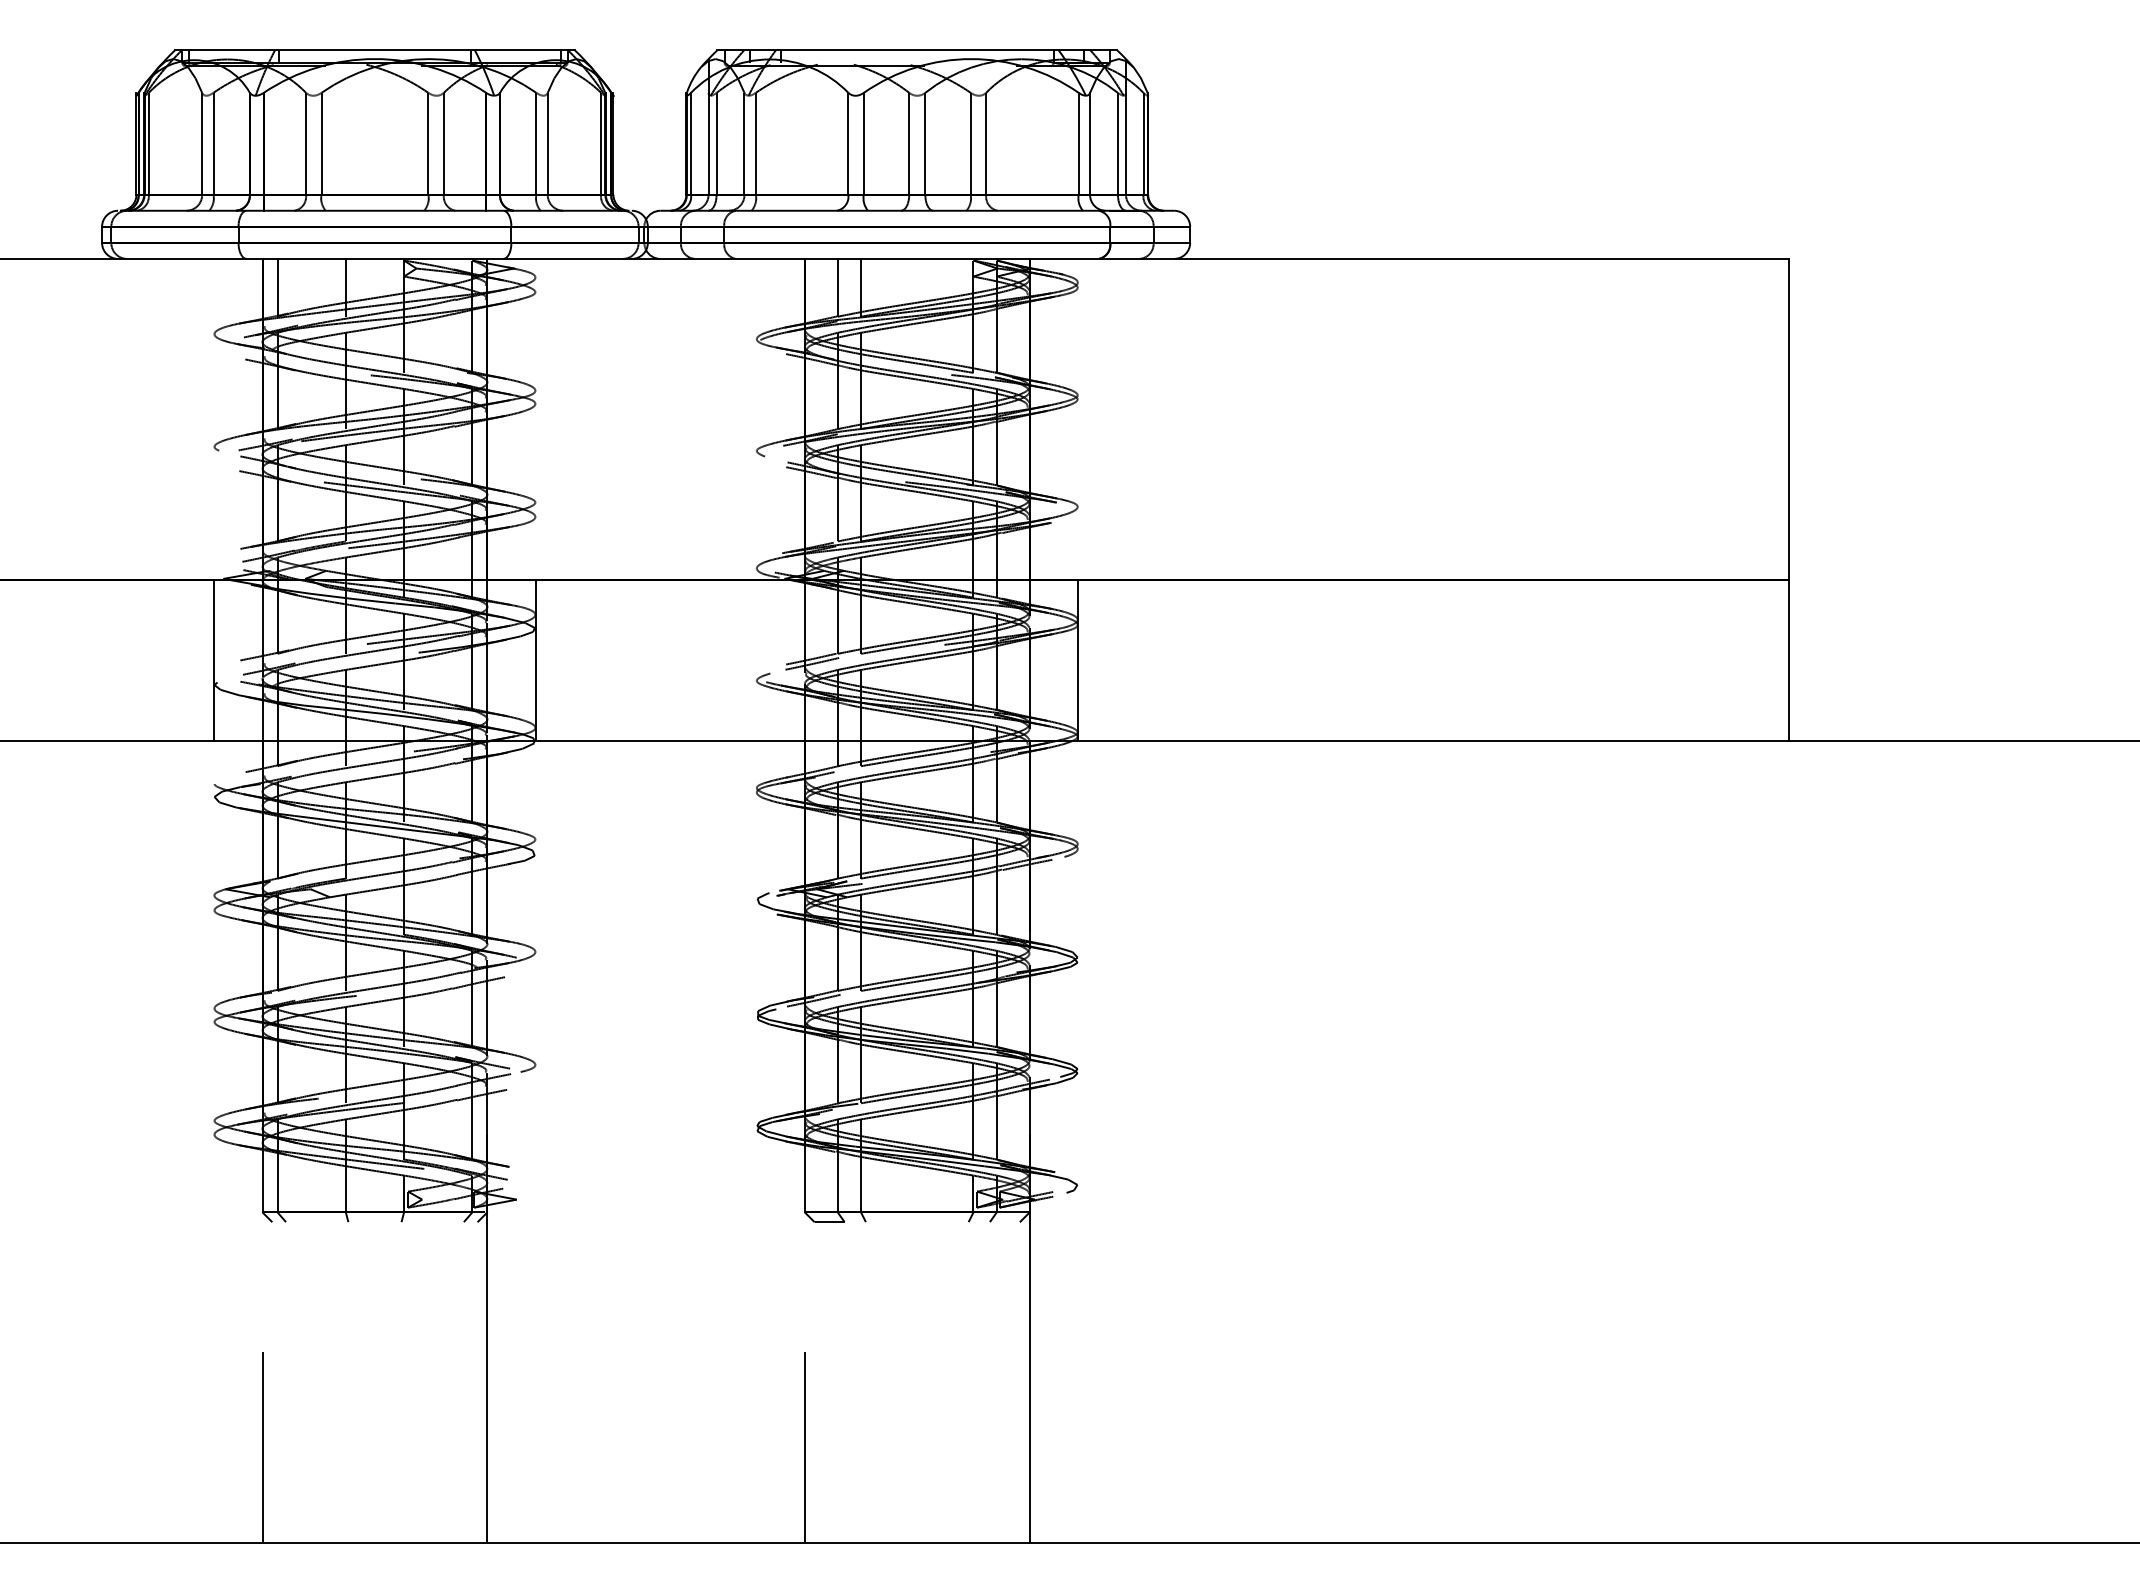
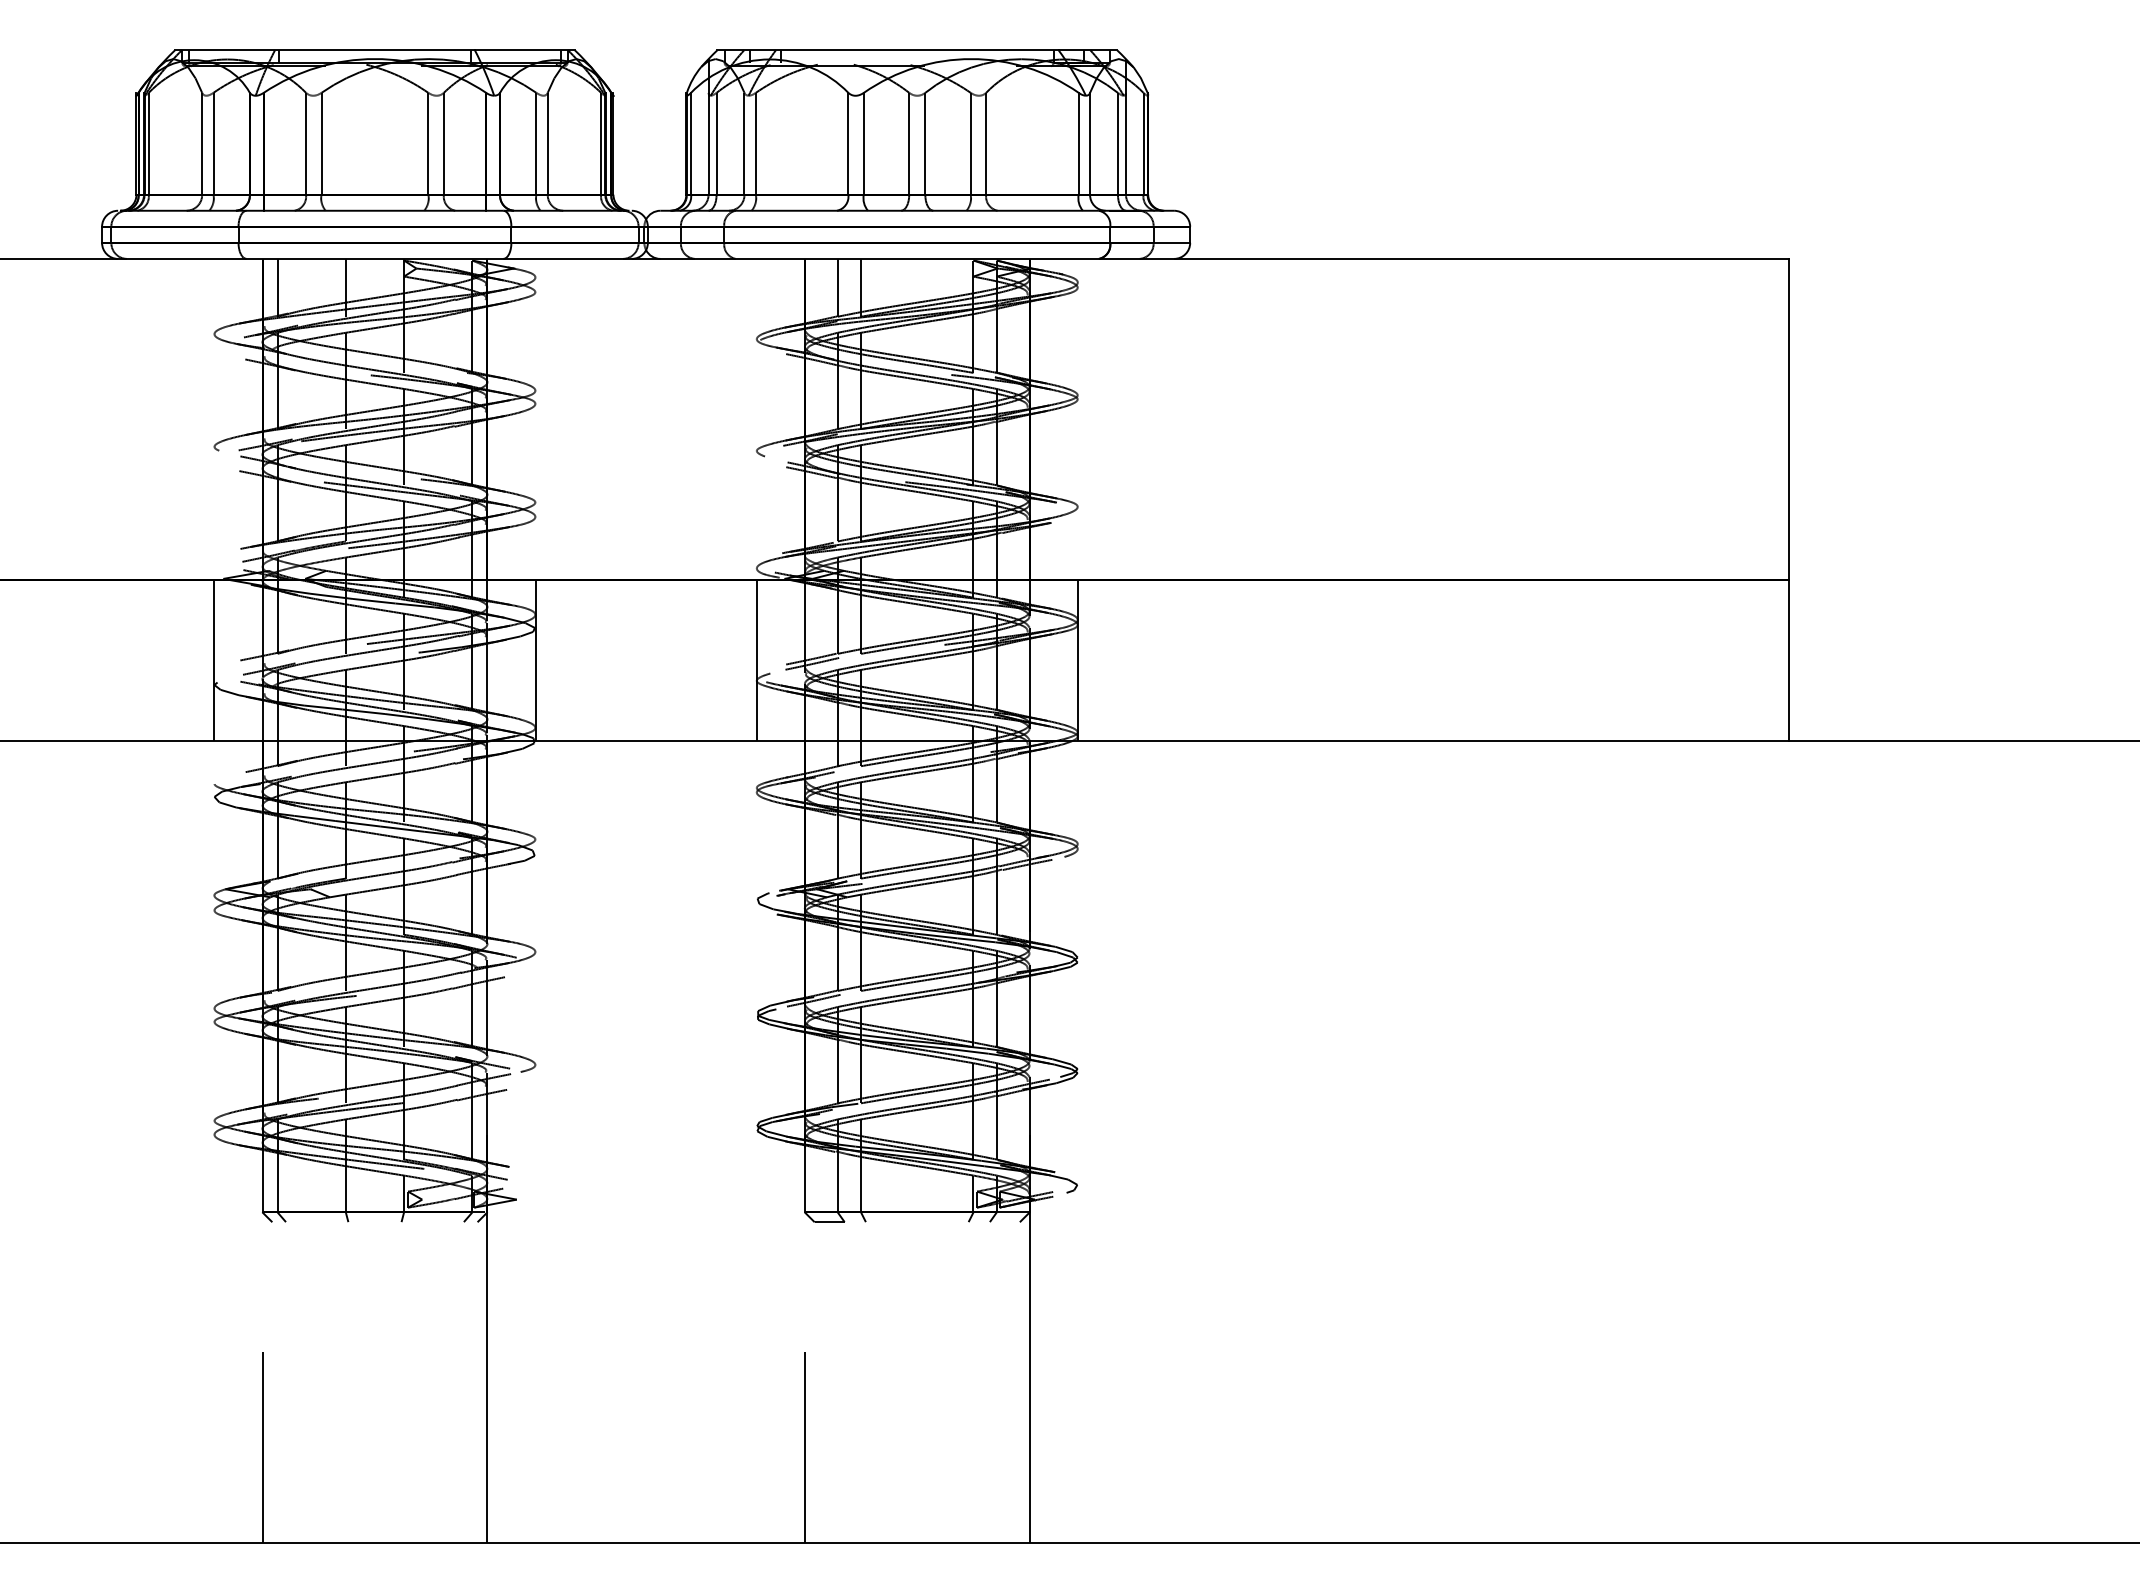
line: none -> present (756, 660)
